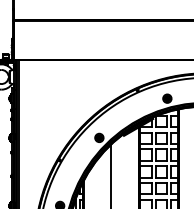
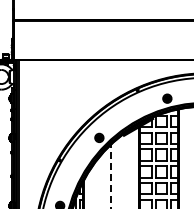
line: solid -> dashed (111, 176)
